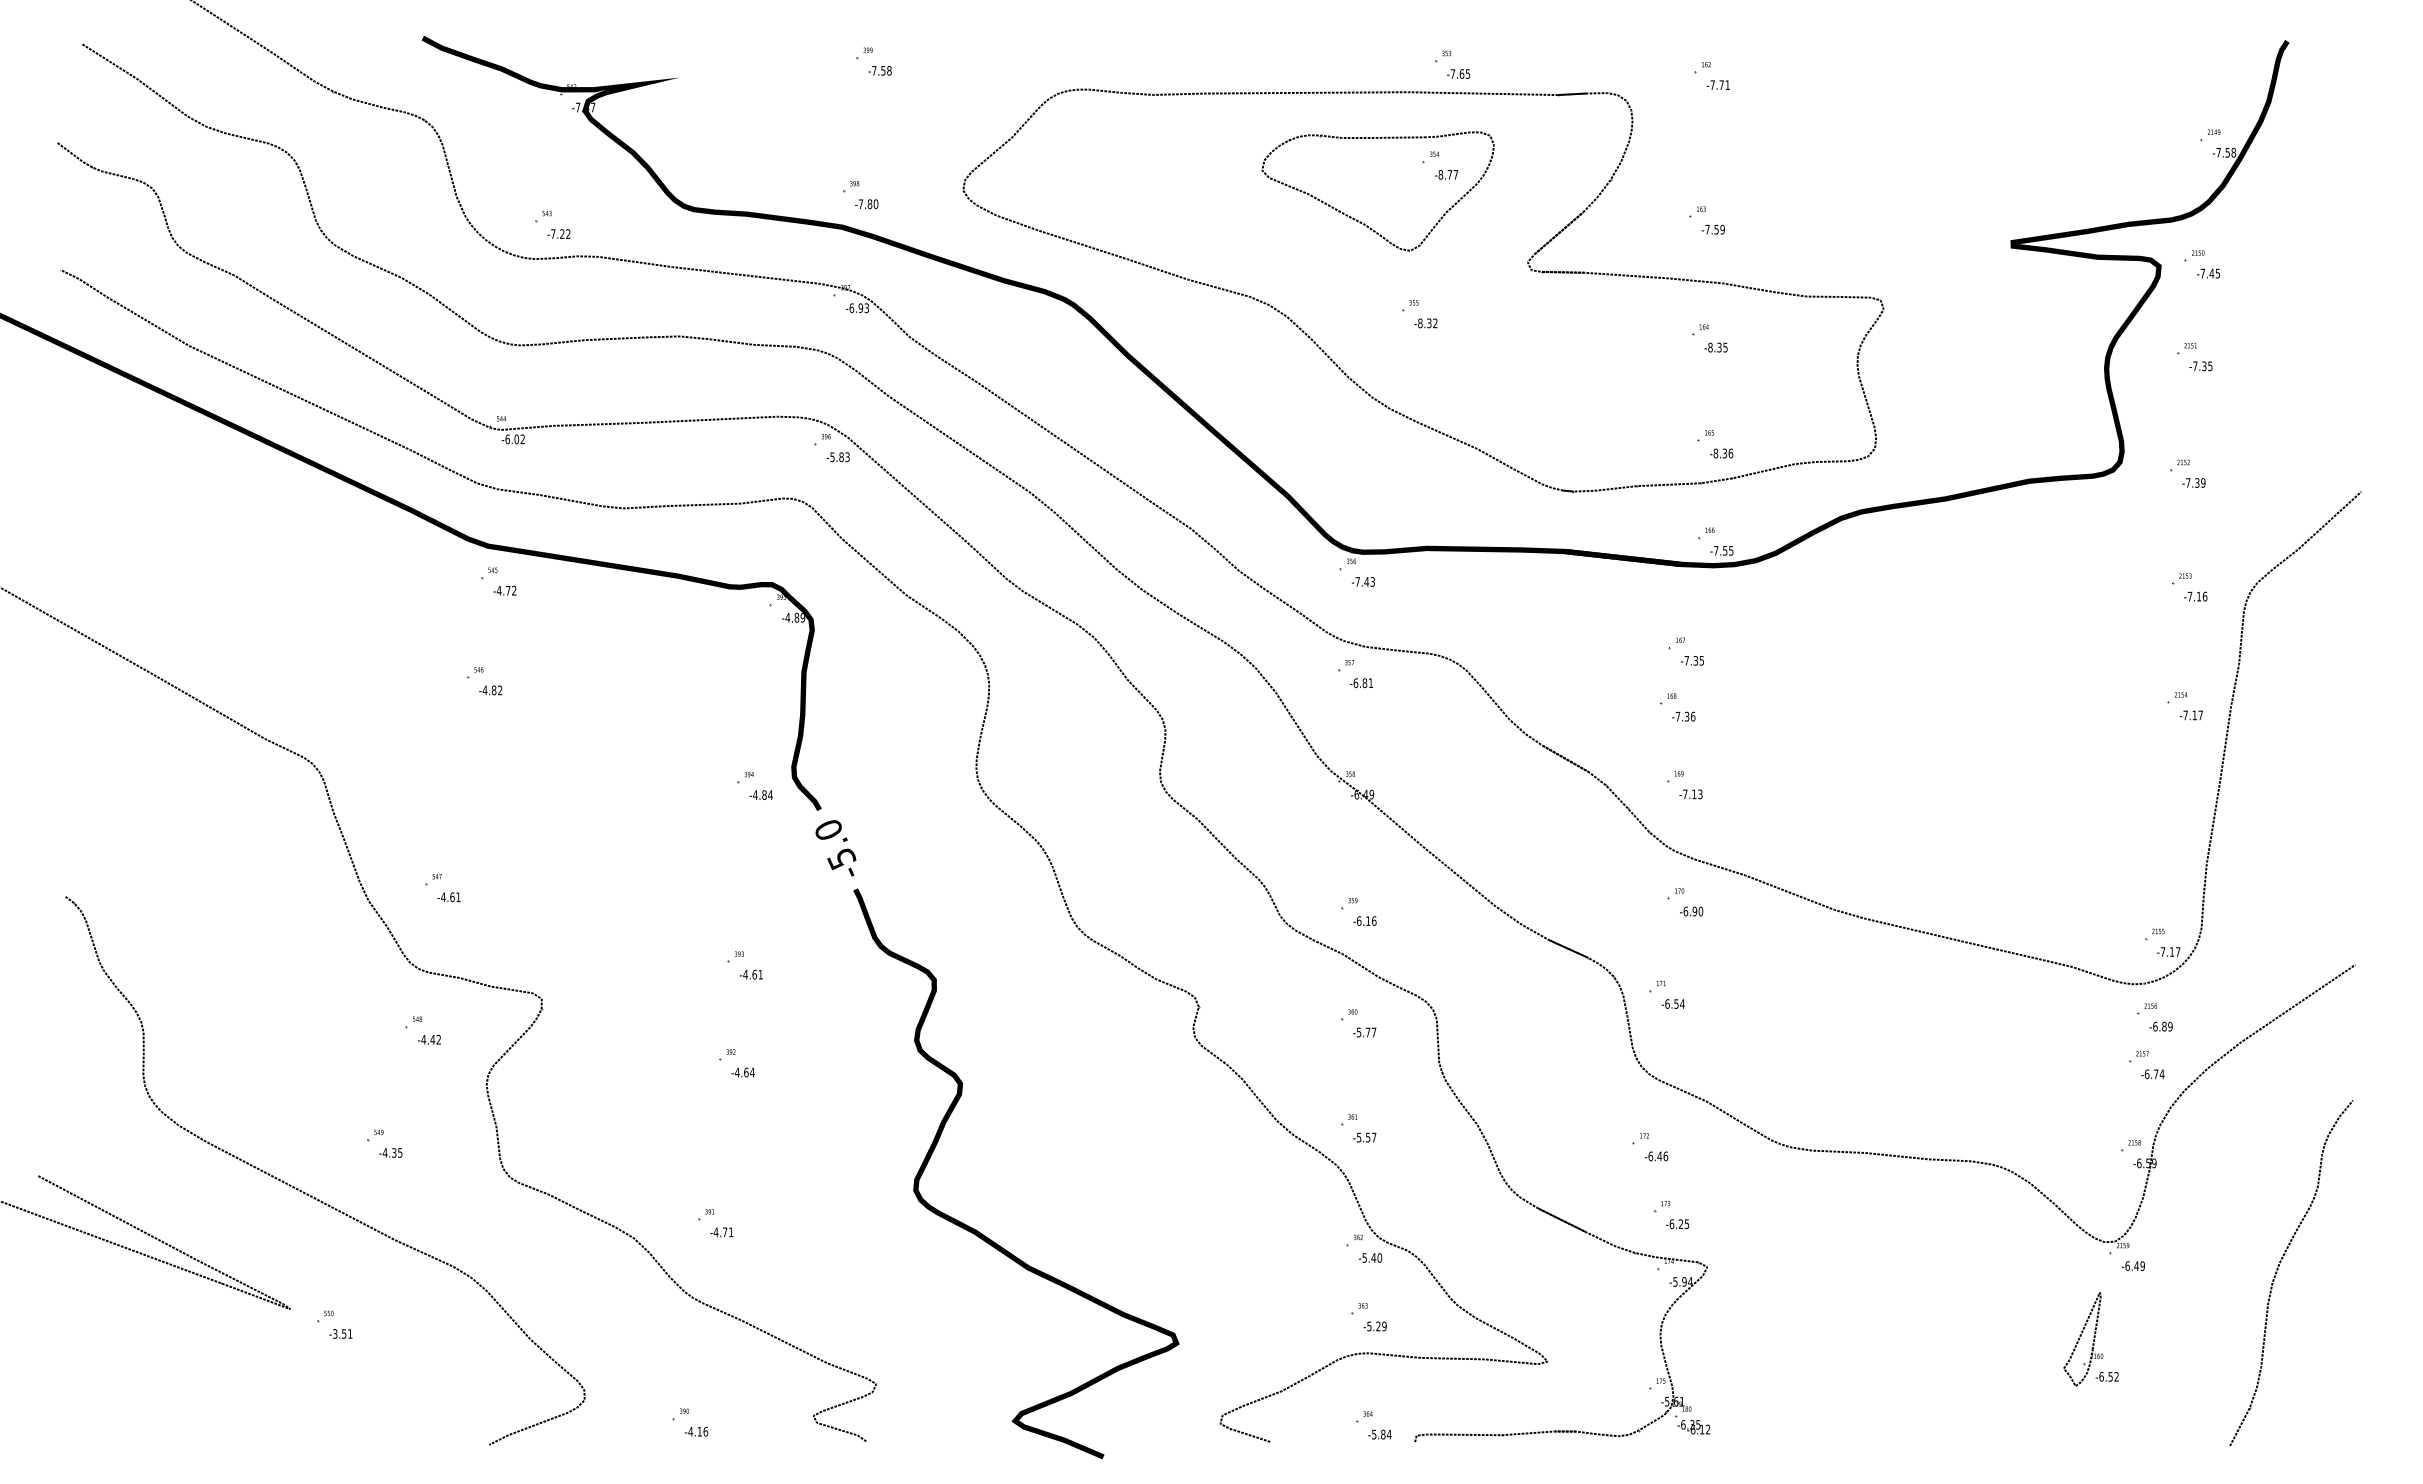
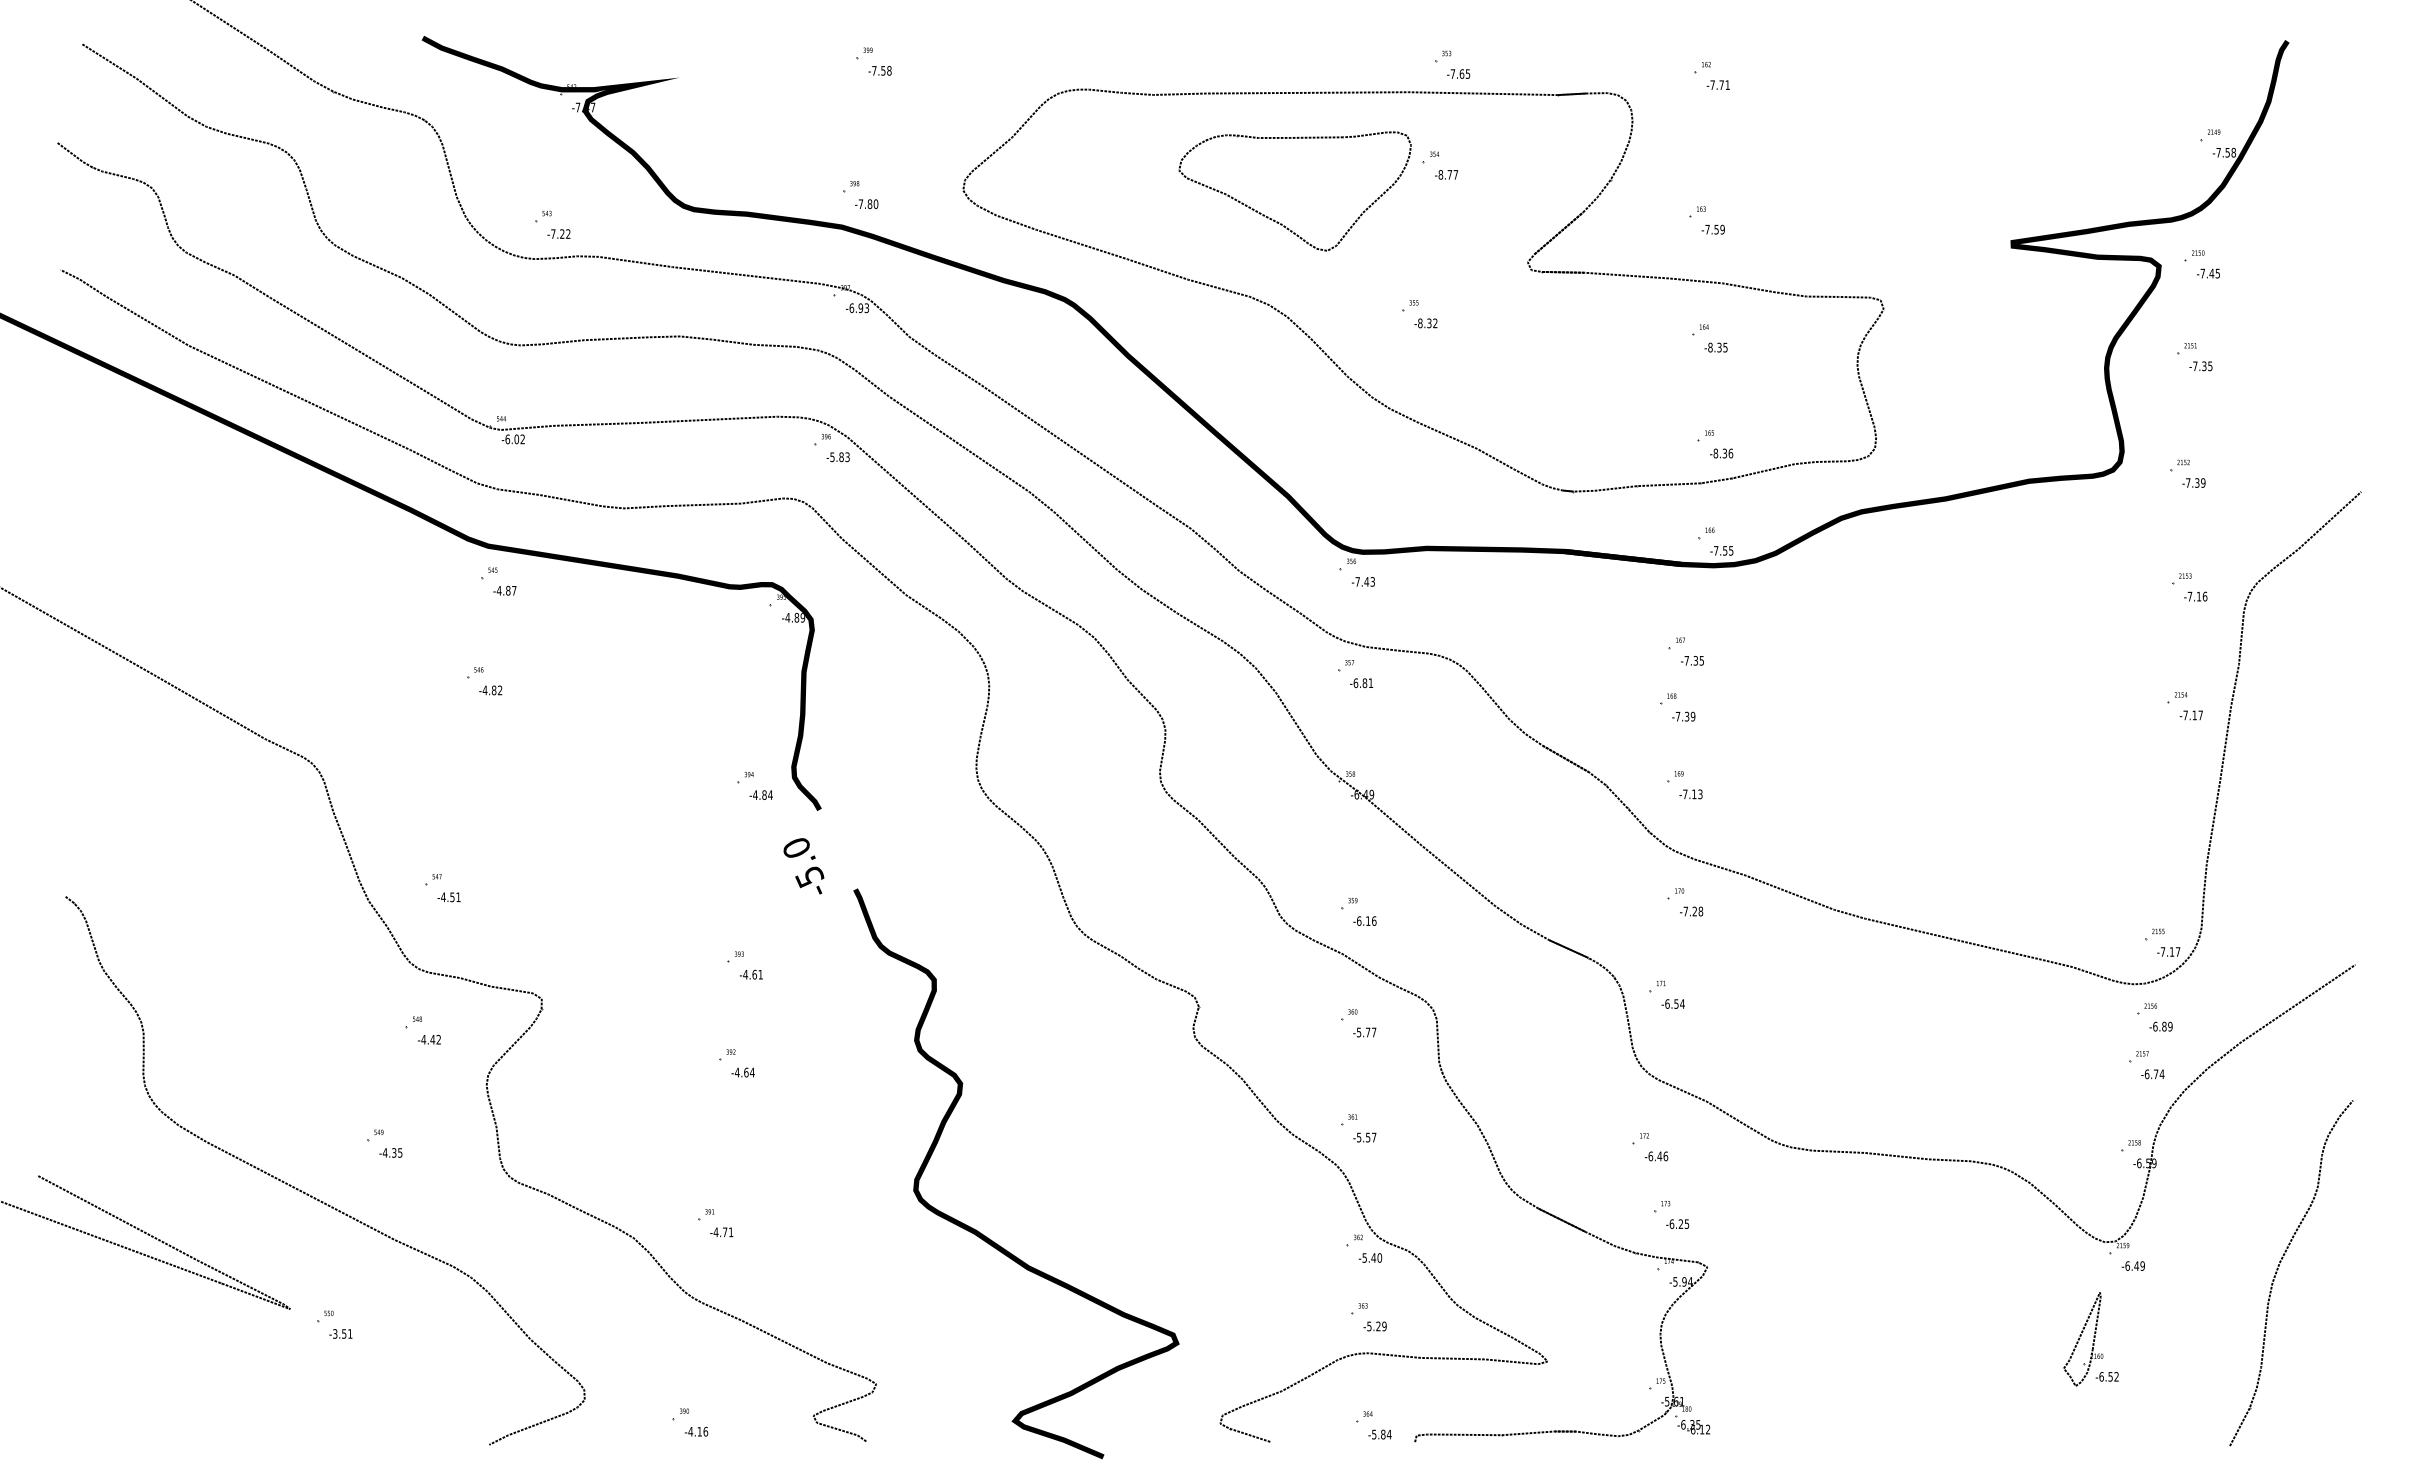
part position: (1357, 219) -> (1274, 219) (1274, 219)
text: -4.72 -> -4.87 (511, 590)
text: -7.36 -> -7.39 (1692, 716)
text position: (835, 848) -> (803, 866) (803, 866)
text: -4.61 -> -4.51 (452, 897)
text: -6.90 -> -7.28 (1693, 911)
